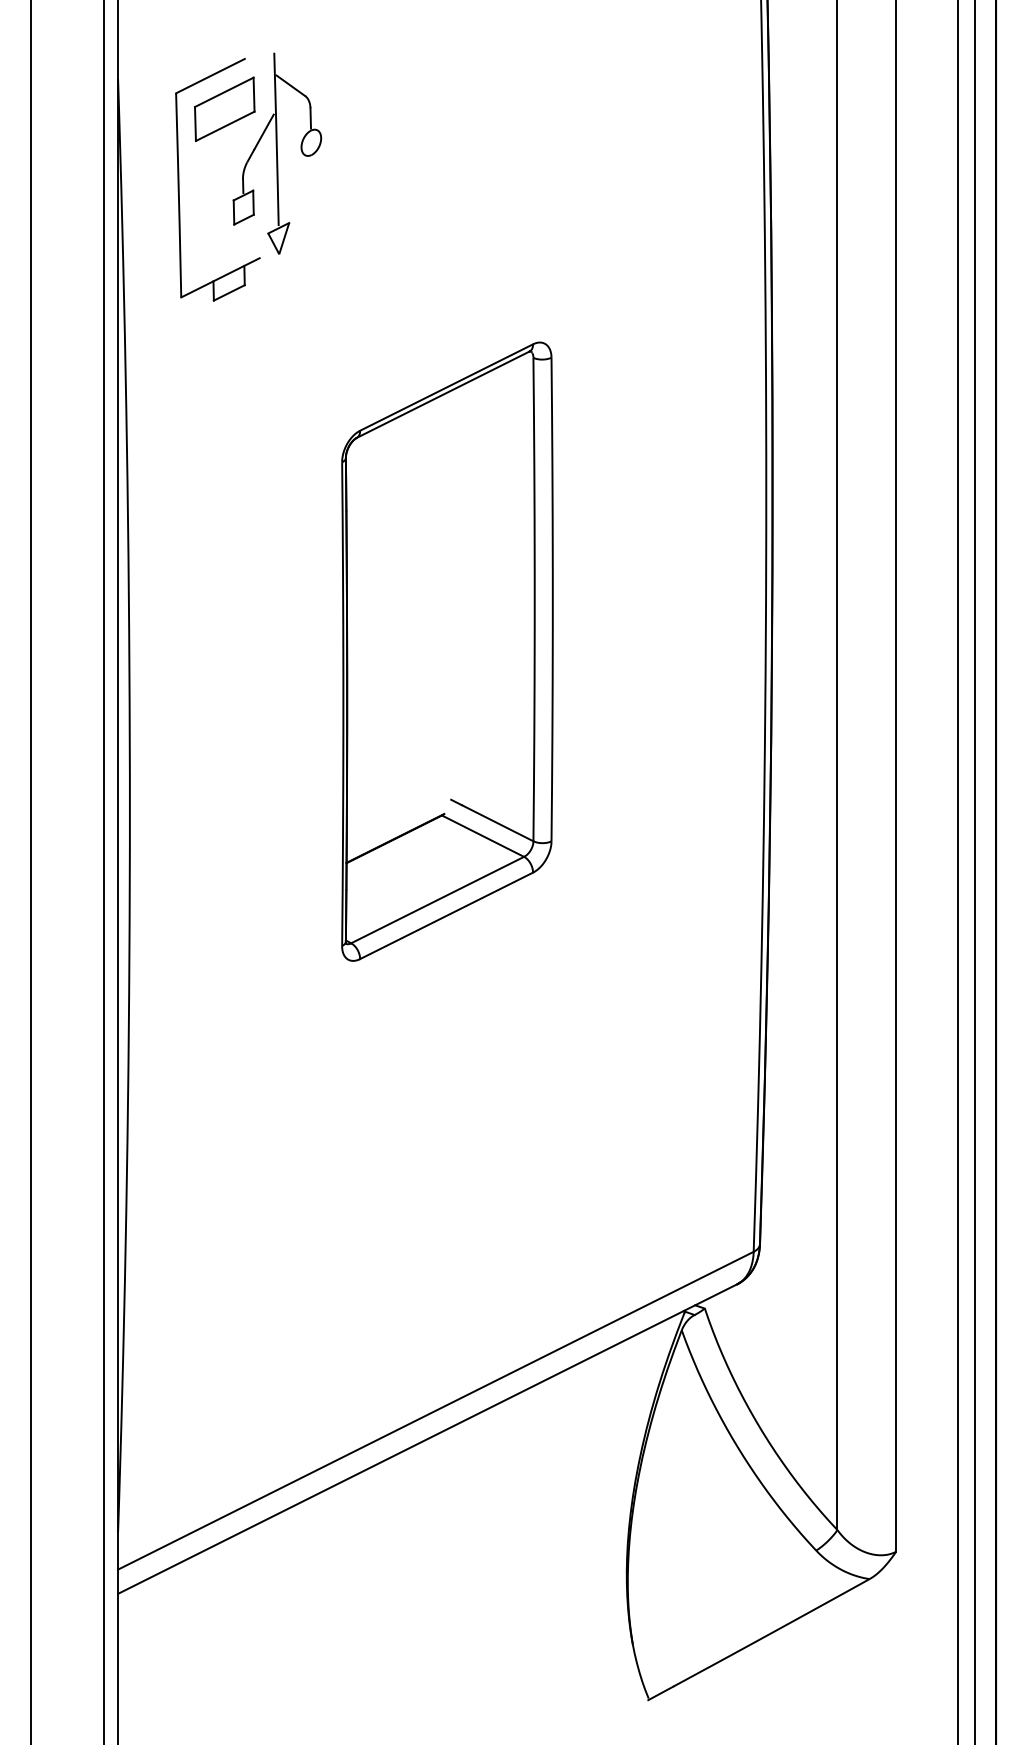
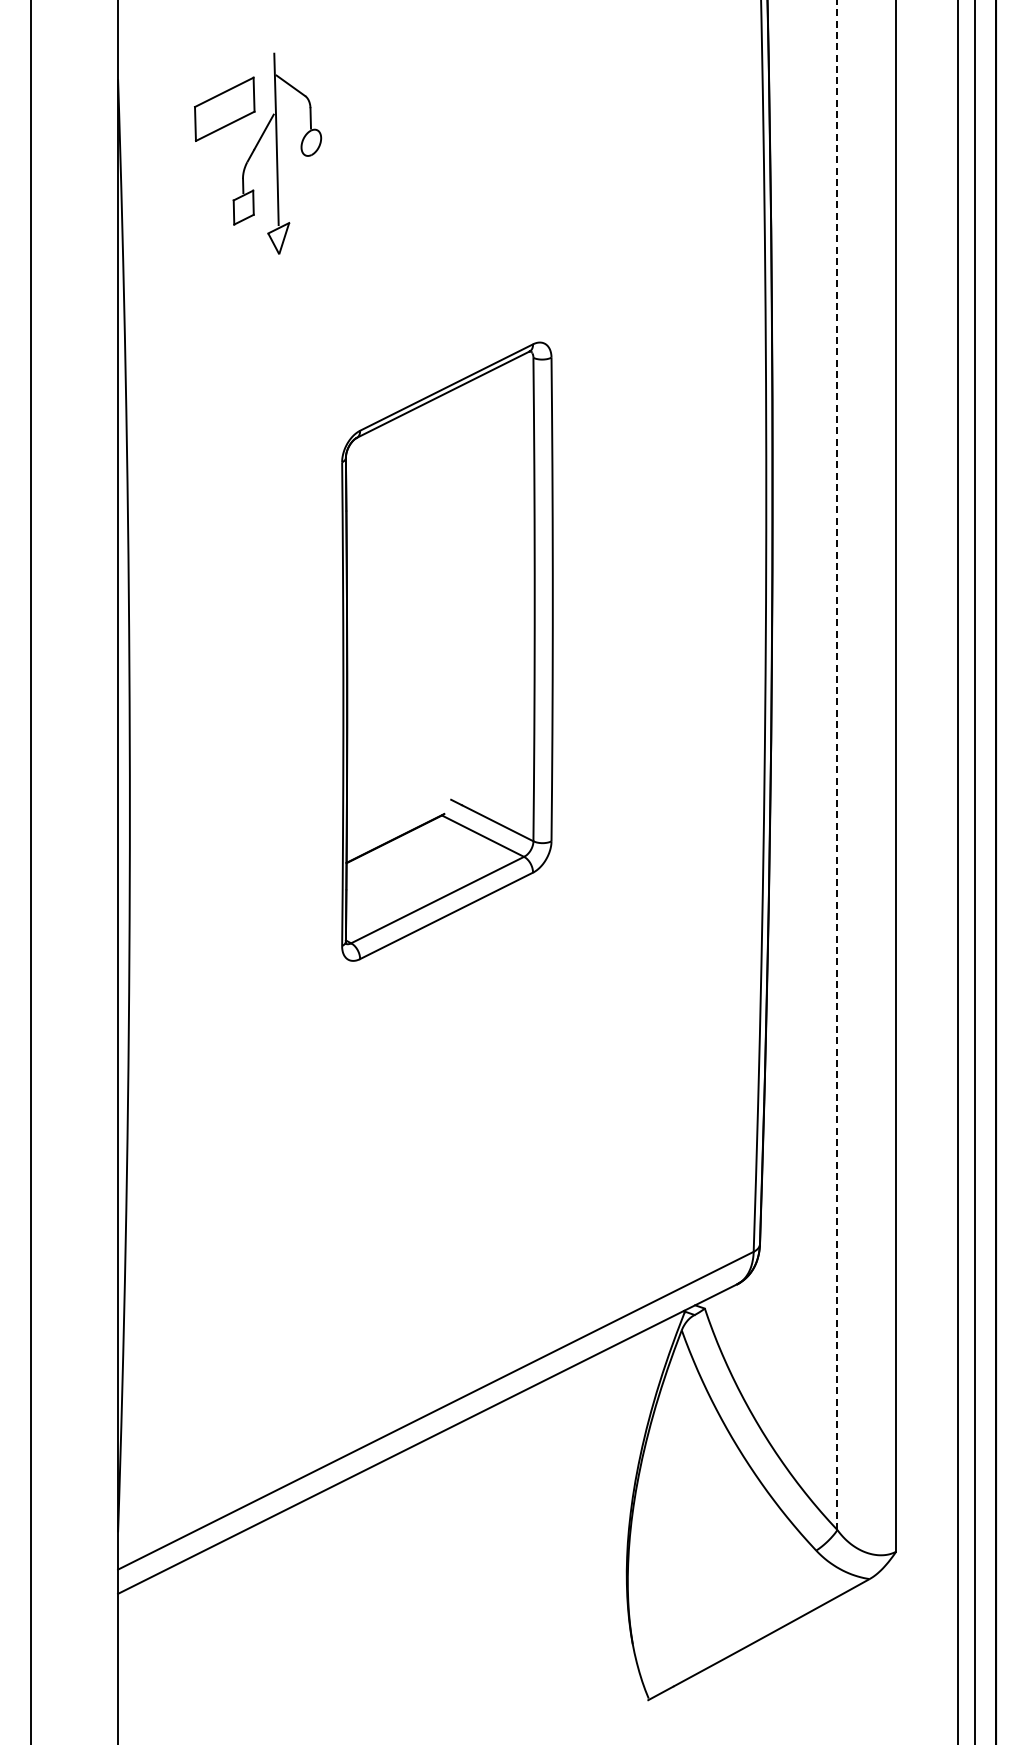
part: present -> none (179, 179)
line: solid -> dashed (837, 765)
line: present -> none (104, 871)
